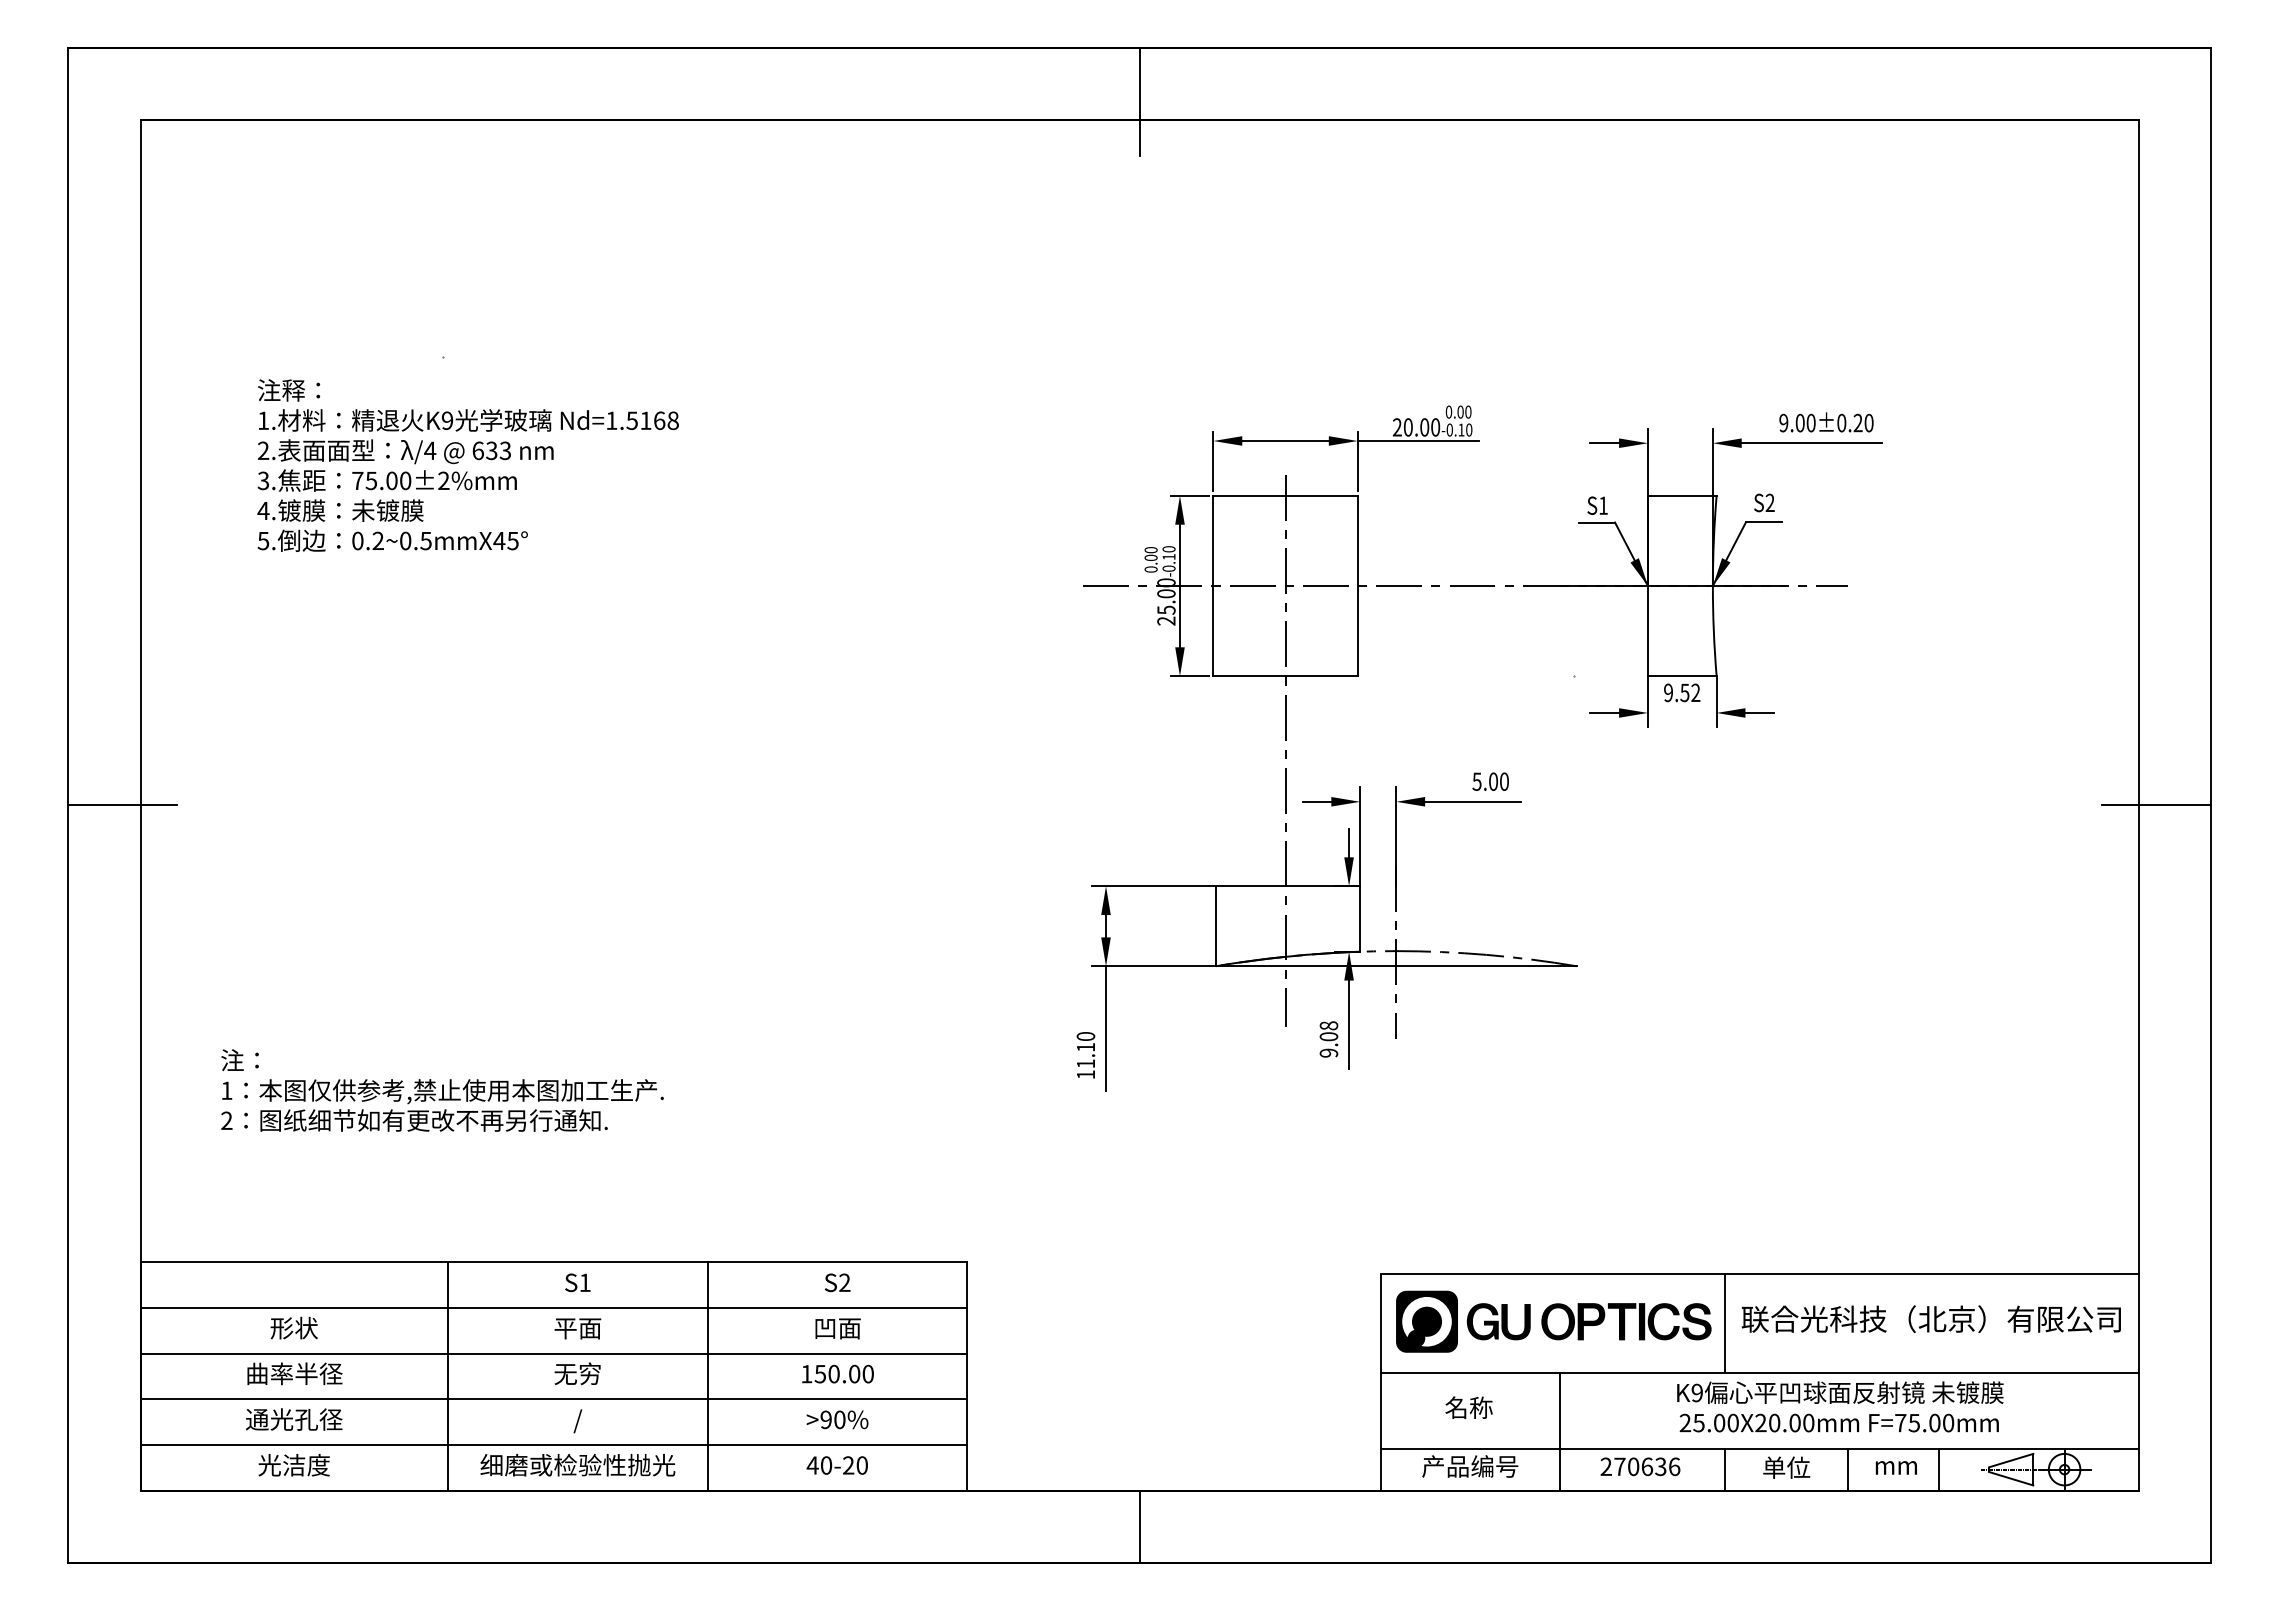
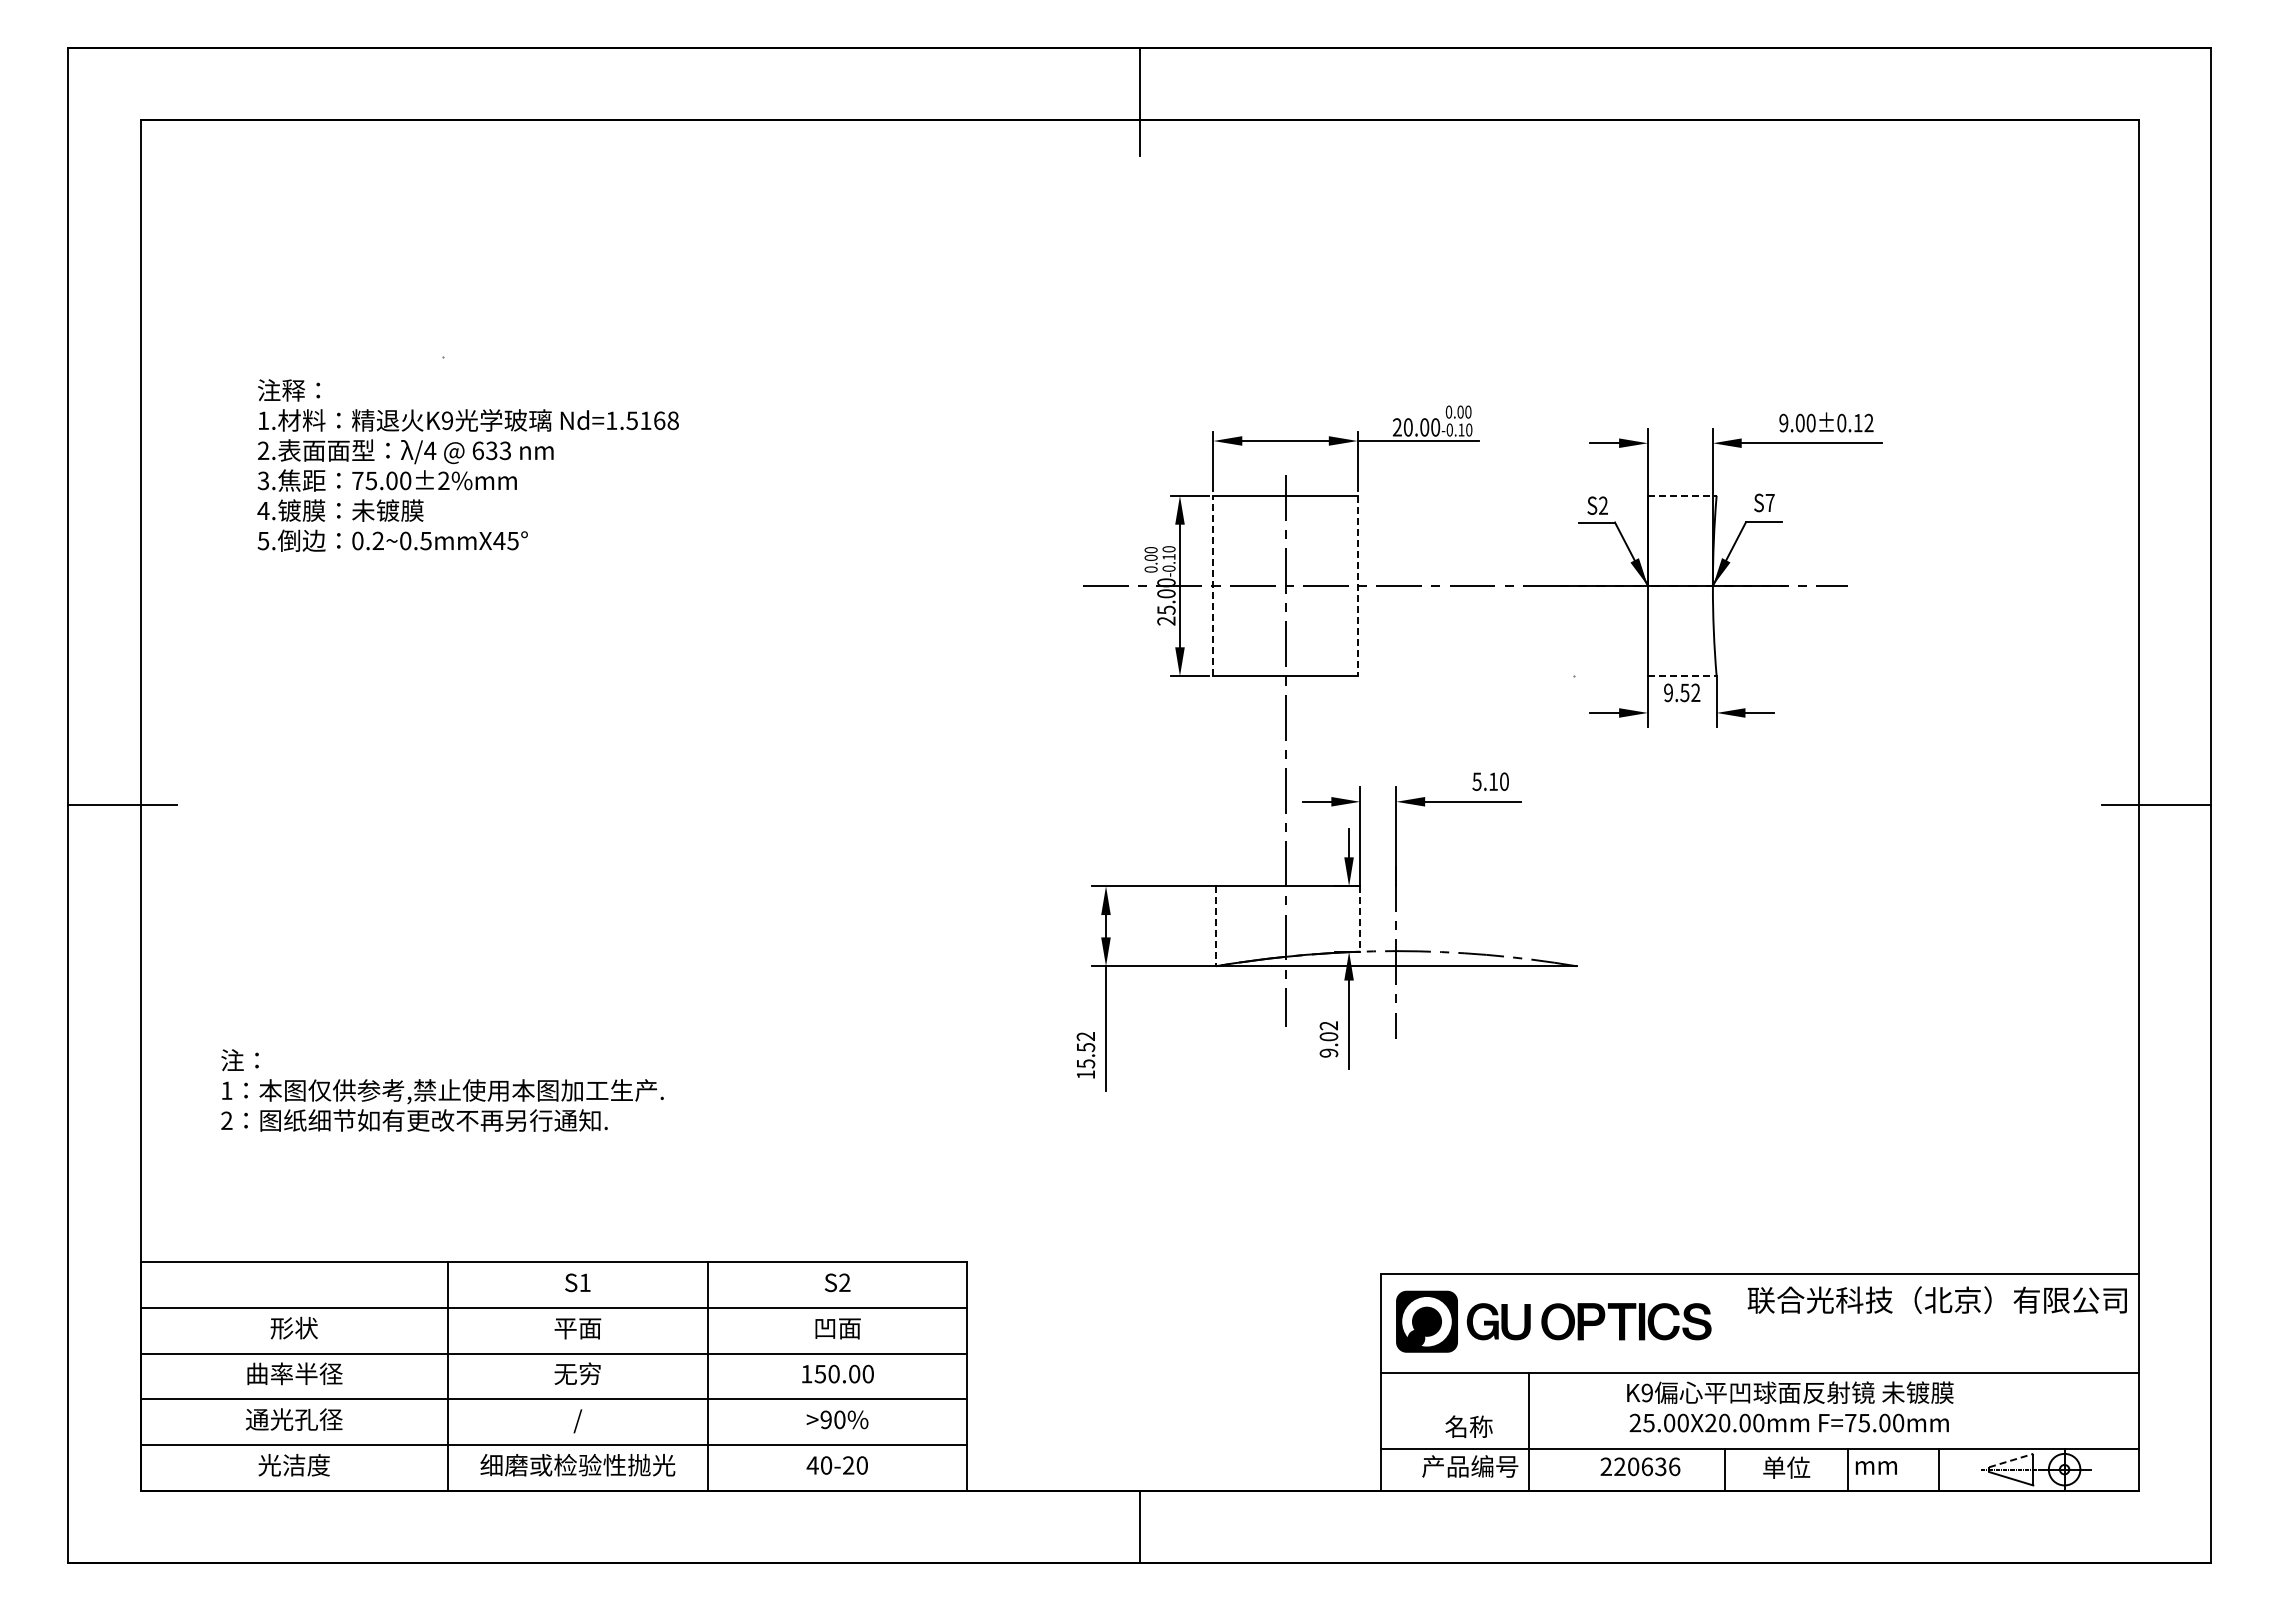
text: 9.00±0.20 -> 9.00±0.12 (1863, 422)
line: solid -> dashed (1682, 495)
text: S2 -> S7 (1769, 502)
text: S1 -> S2 (1603, 505)
line: solid -> dashed (1213, 585)
line: solid -> dashed (1357, 586)
line: solid -> dashed (1682, 676)
text: 5.00 -> 5.10 (1493, 781)
line: solid -> dashed (1360, 918)
line: solid -> dashed (1215, 926)
text: 9.08 -> 9.02 (1328, 1025)
text: 11.10 -> 15.52 (1085, 1050)
text position: (1930, 1318) -> (1936, 1299) (1936, 1299)
line: present -> none (1724, 1323)
text position: (1840, 1406) -> (1790, 1406) (1790, 1406)
text position: (1468, 1407) -> (1468, 1426) (1468, 1426)
line position: (1559, 1431) -> (1528, 1431) (1528, 1431)
line: solid -> dashed (2011, 1460)
text: 270636 -> 220636 (1619, 1466)
text position: (1895, 1467) -> (1875, 1467) (1875, 1467)
